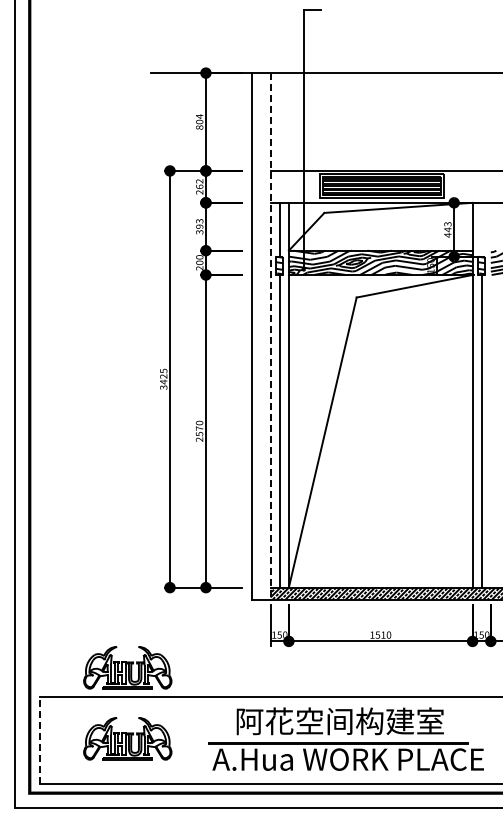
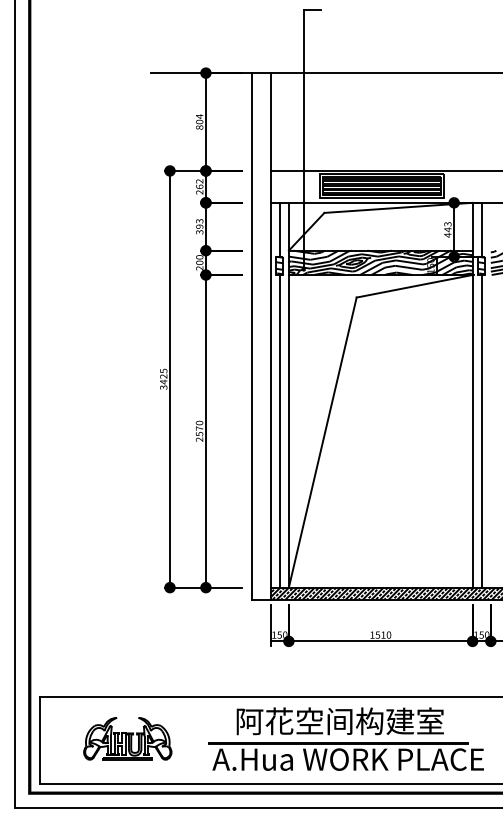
line: none -> present (481, 229)
line: dashed -> solid (270, 336)
part: present -> none (127, 667)
line: dashed -> solid (40, 740)
